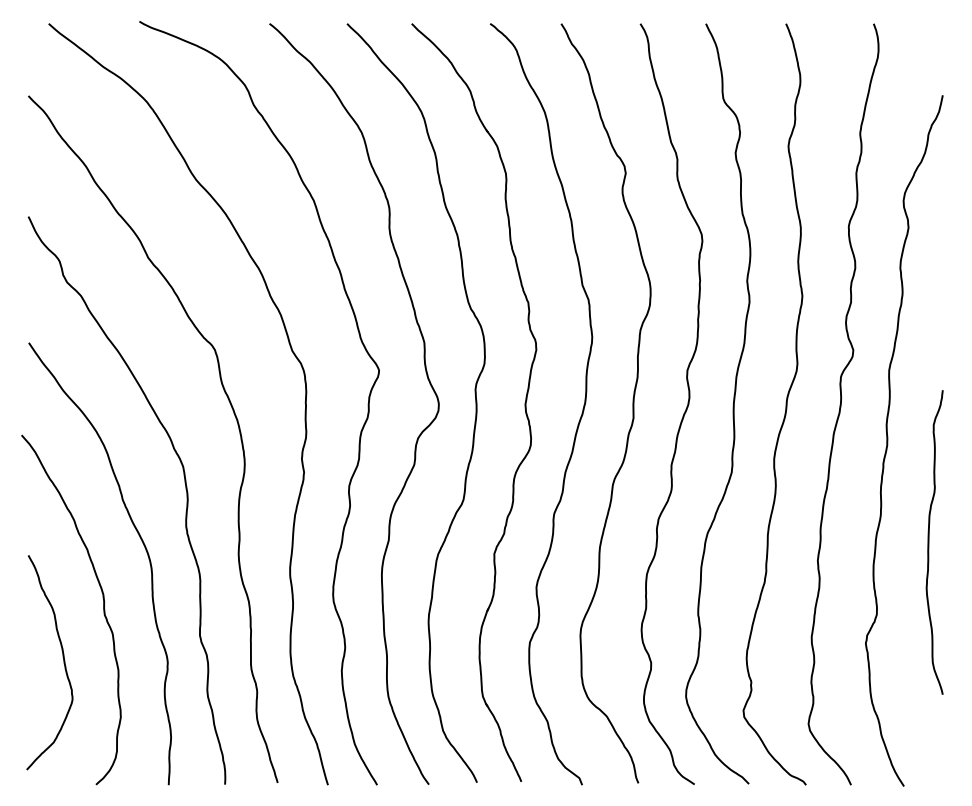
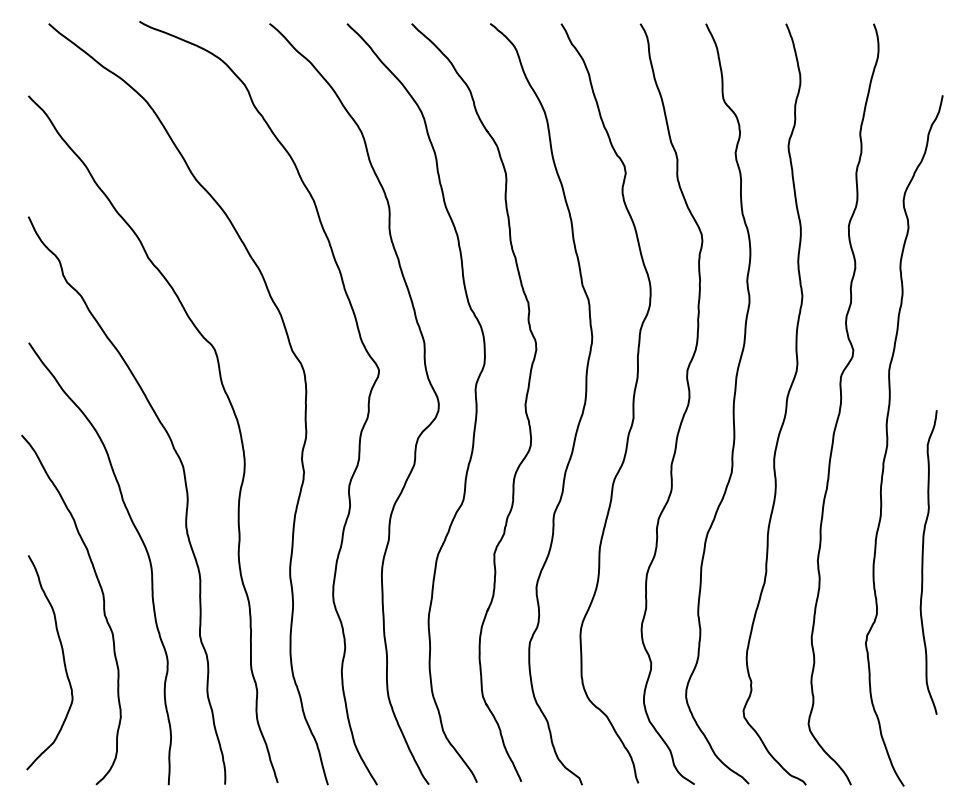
curve position: (929, 542) -> (923, 562) (923, 562)
